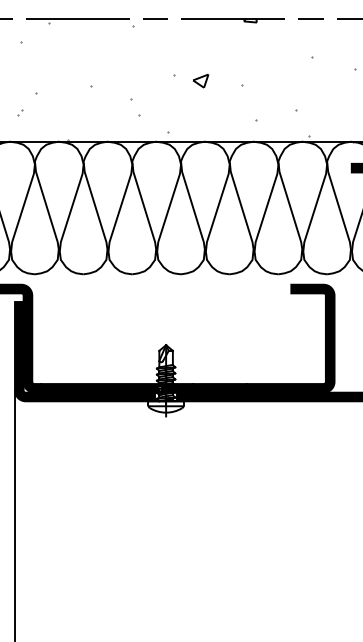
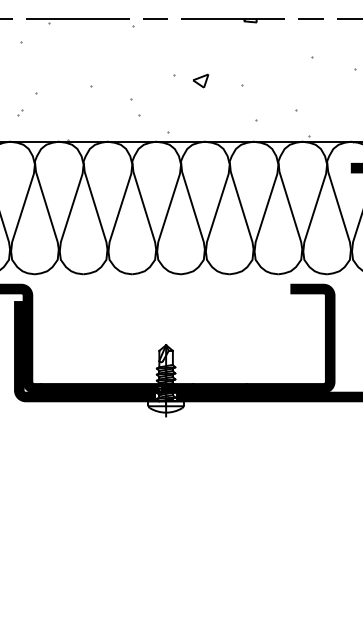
line: present -> none (15, 514)
